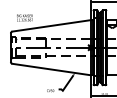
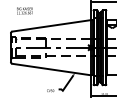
text position: (24, 17) -> (24, 10) (24, 10)
